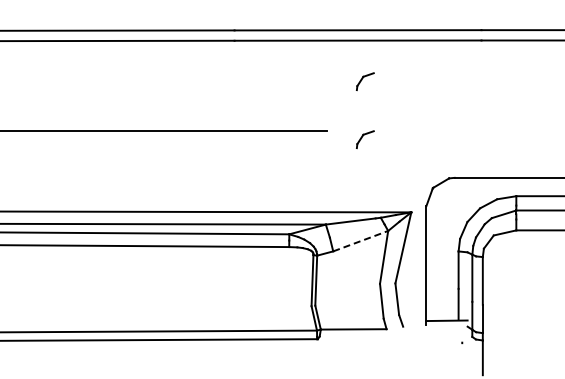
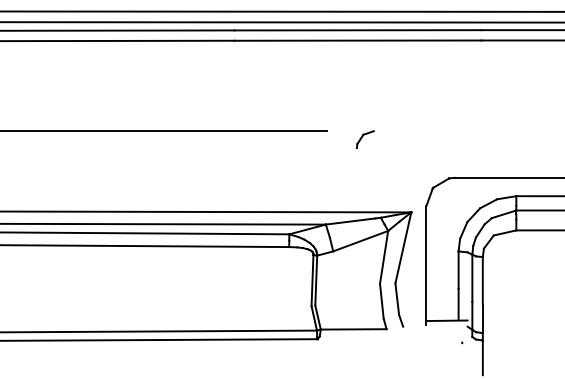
line: none -> present (281, 11)
line: none -> present (281, 22)
part: present -> none (365, 81)
line: dashed -> solid (361, 241)
